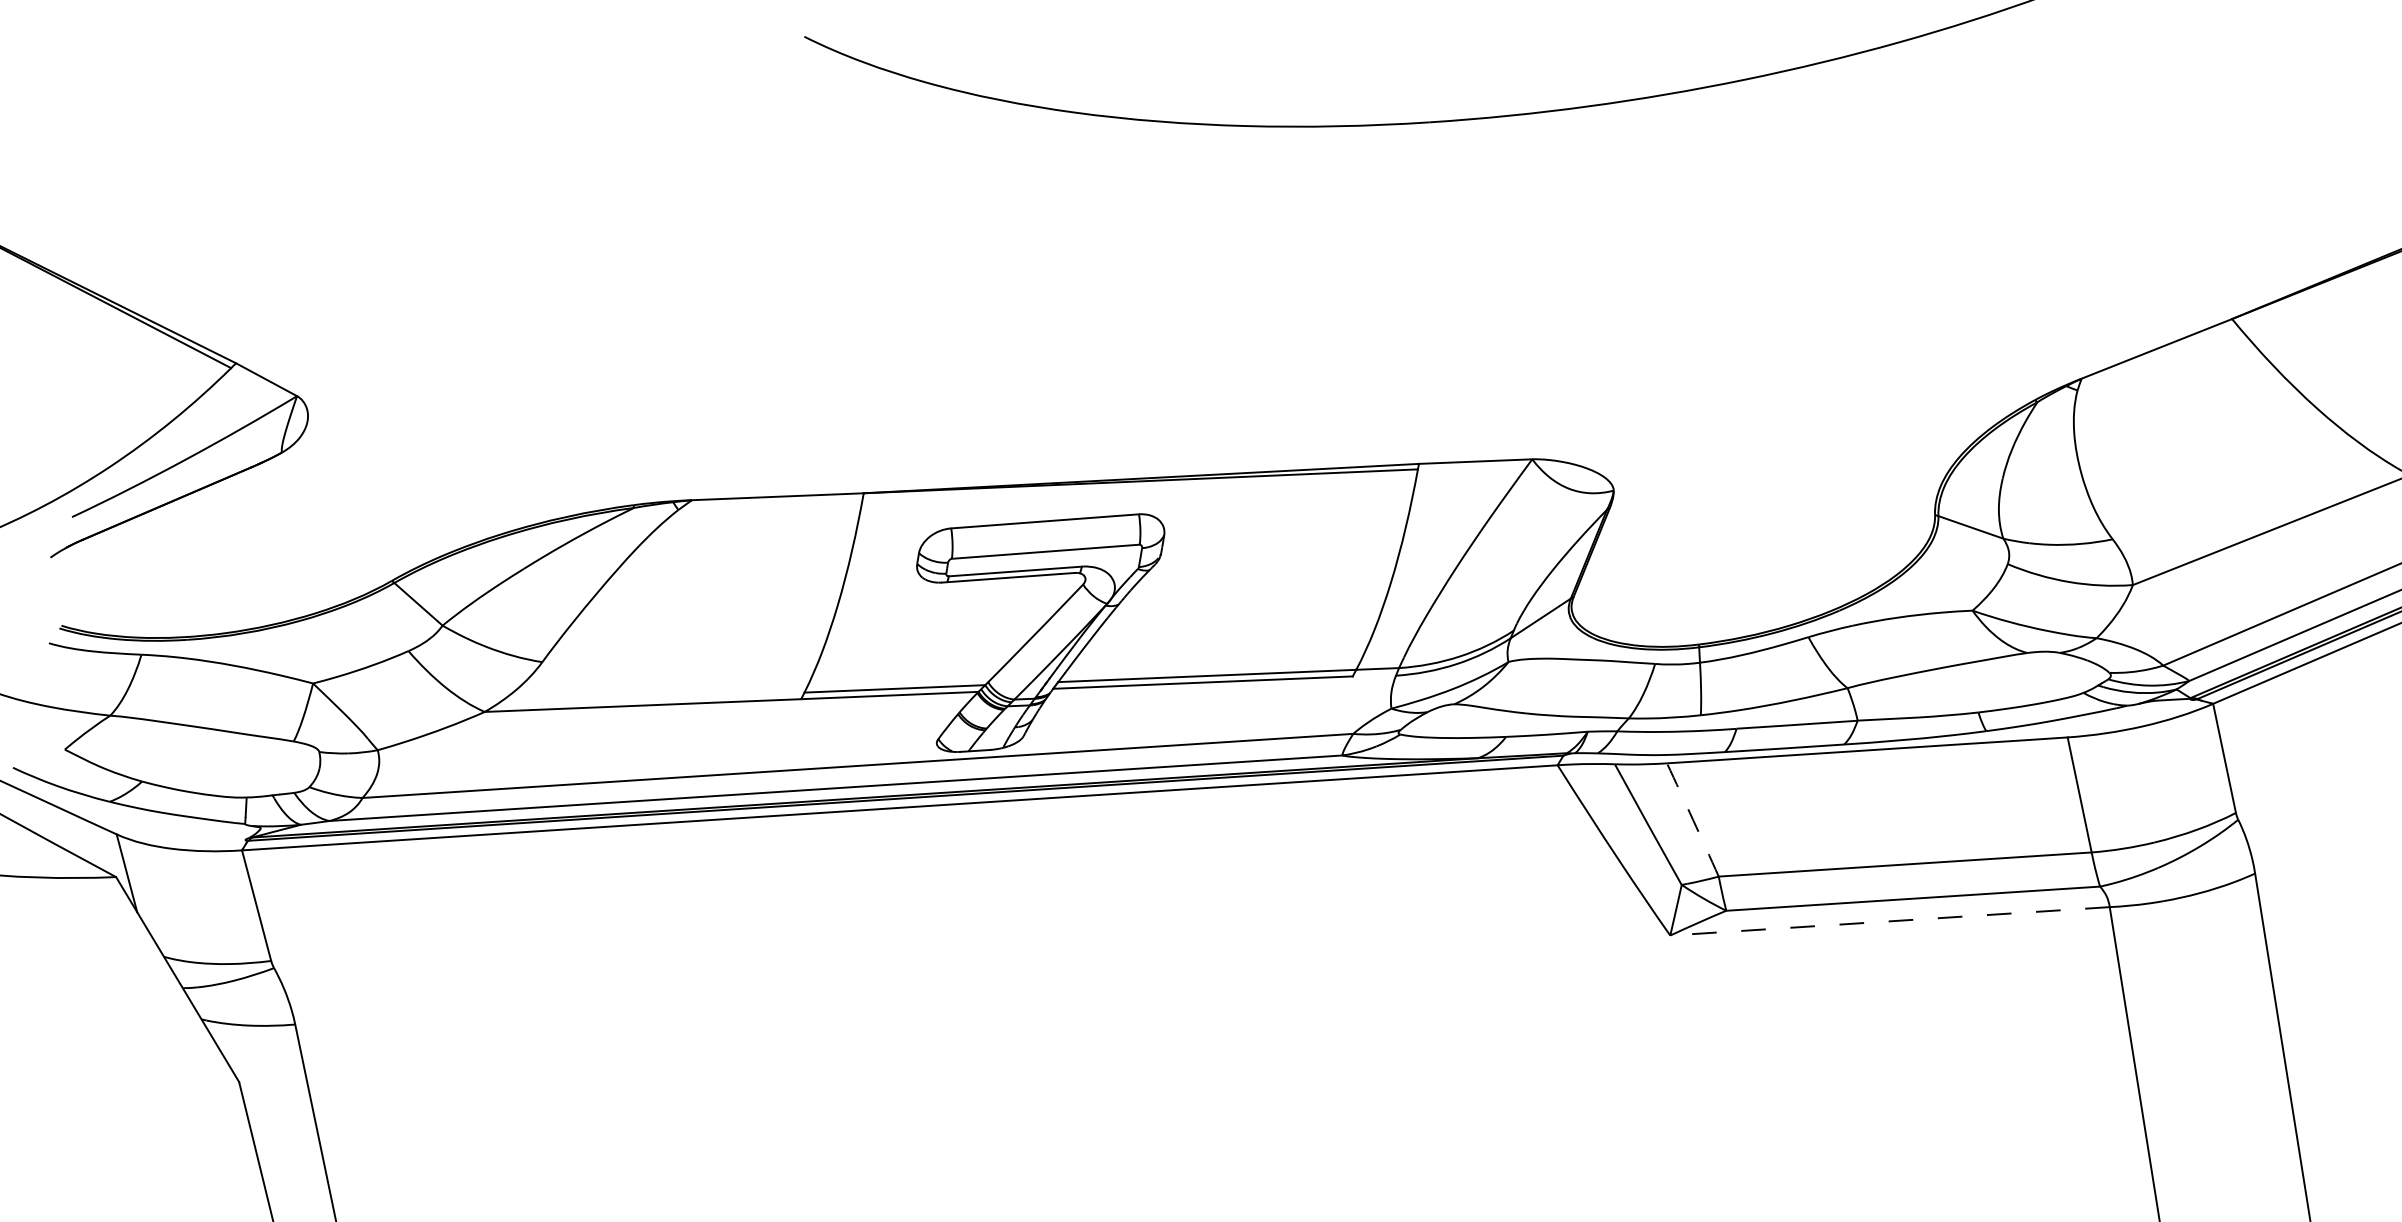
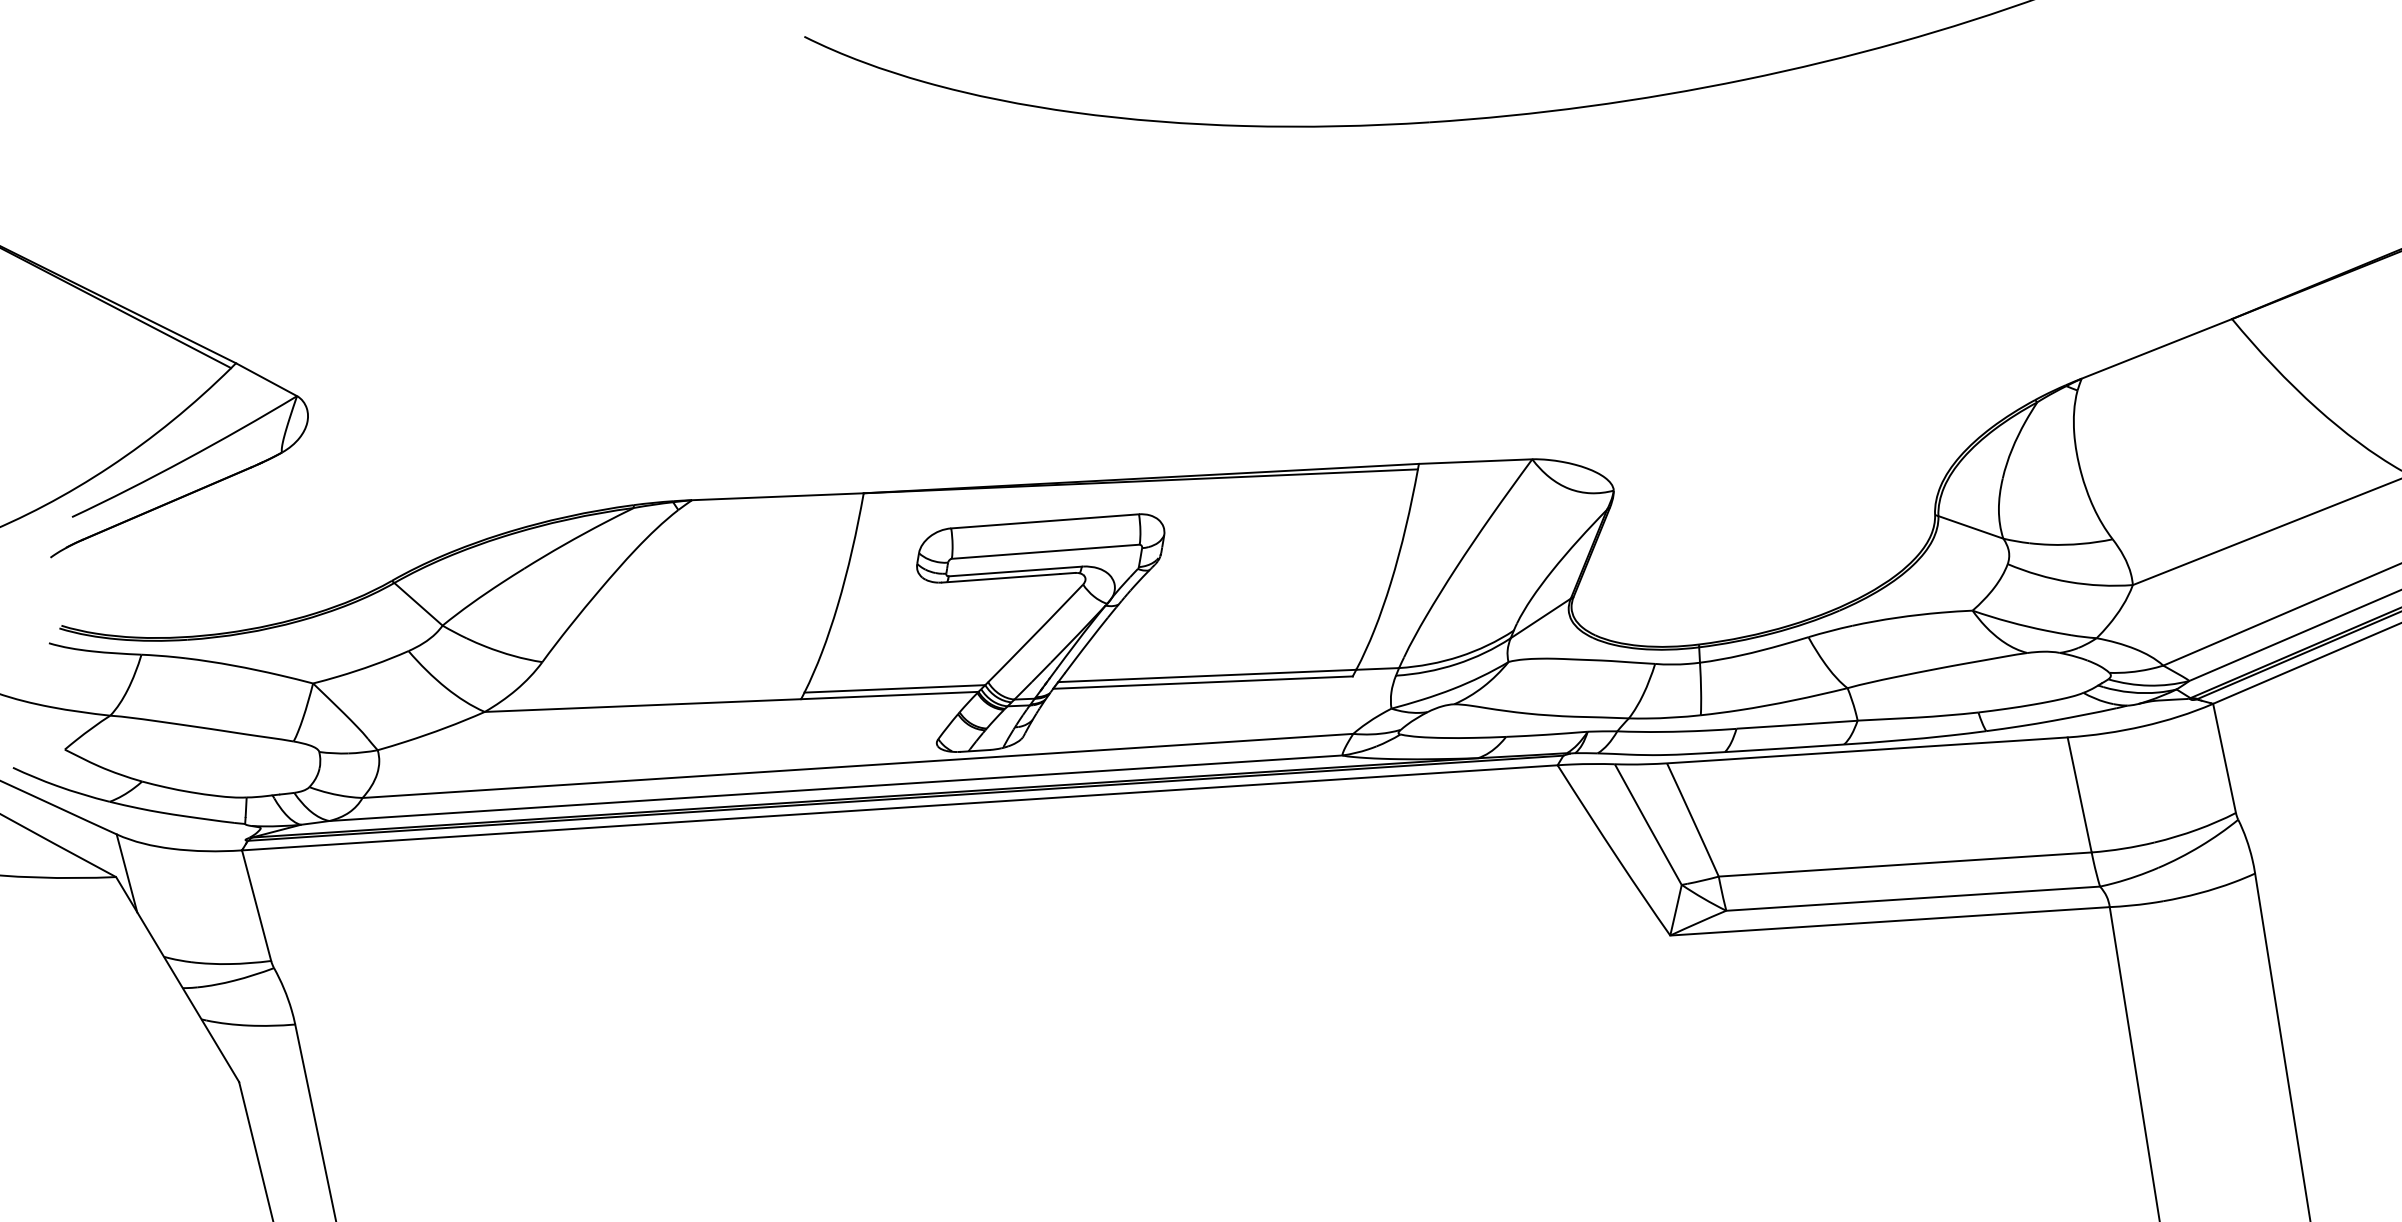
arc: dashed -> solid (1693, 819)
line: dashed -> solid (1889, 921)
